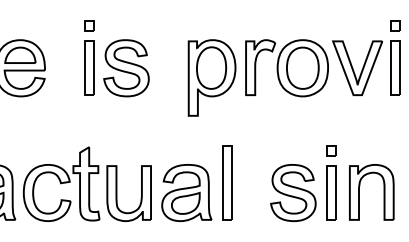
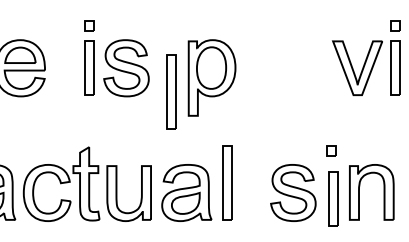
part: present -> none (286, 68)
part: none -> present (171, 91)
part position: (331, 192) -> (333, 198) (333, 198)
